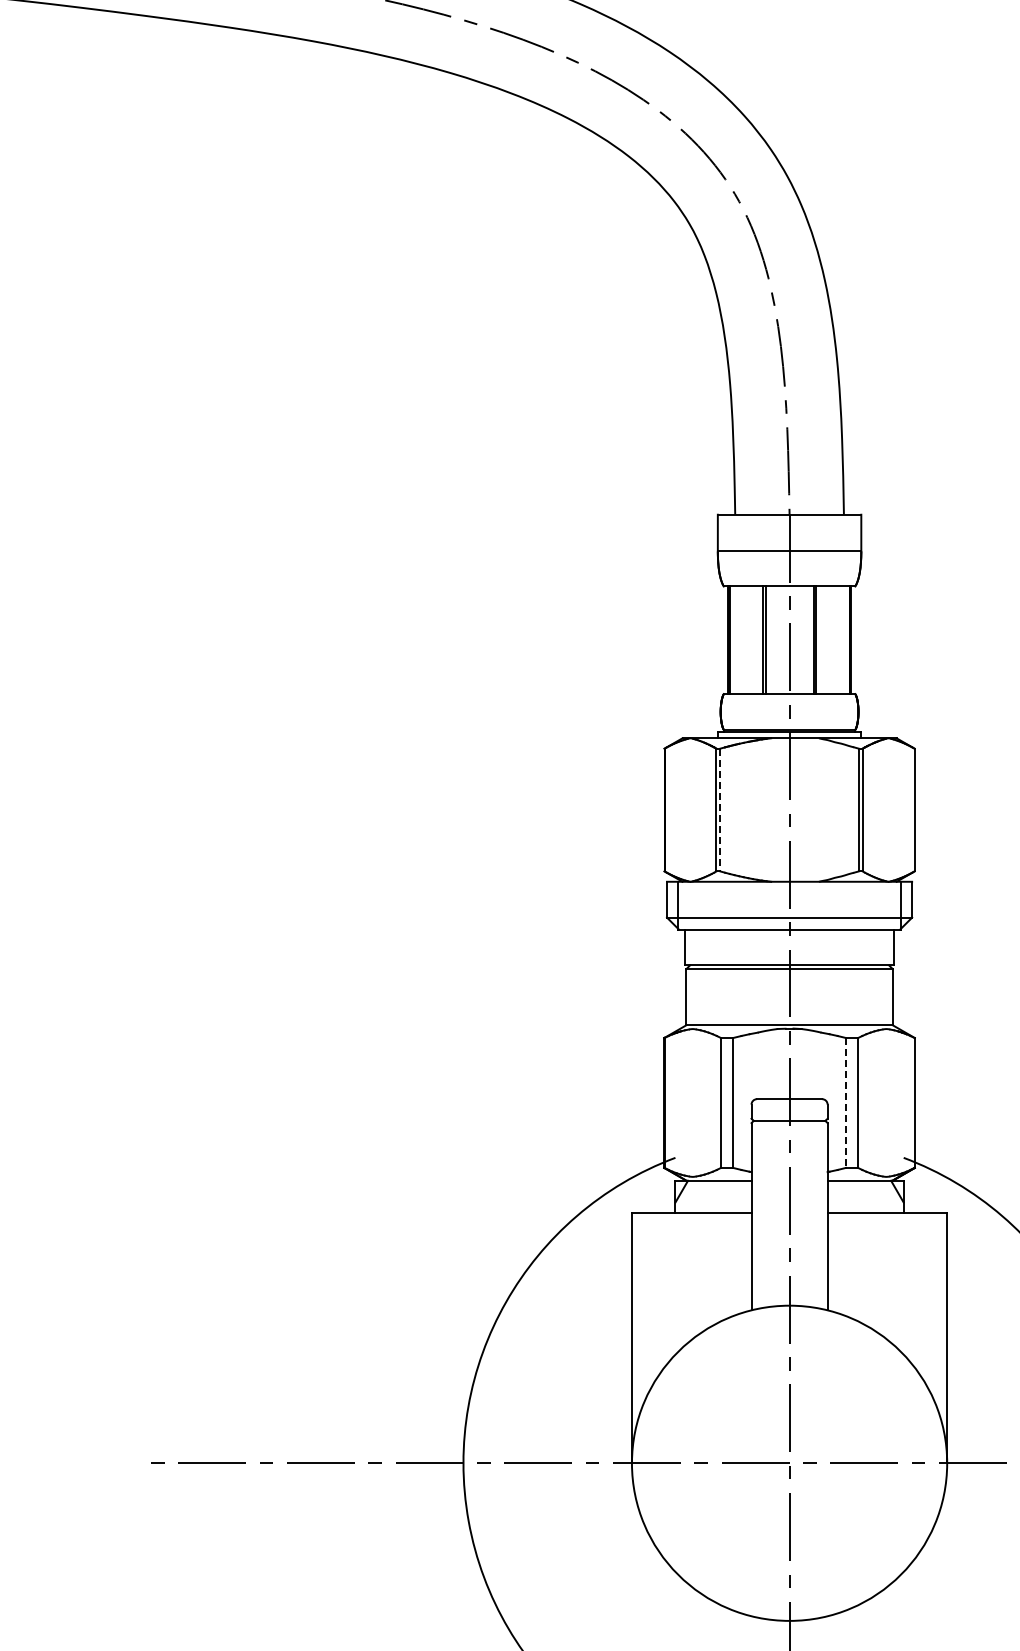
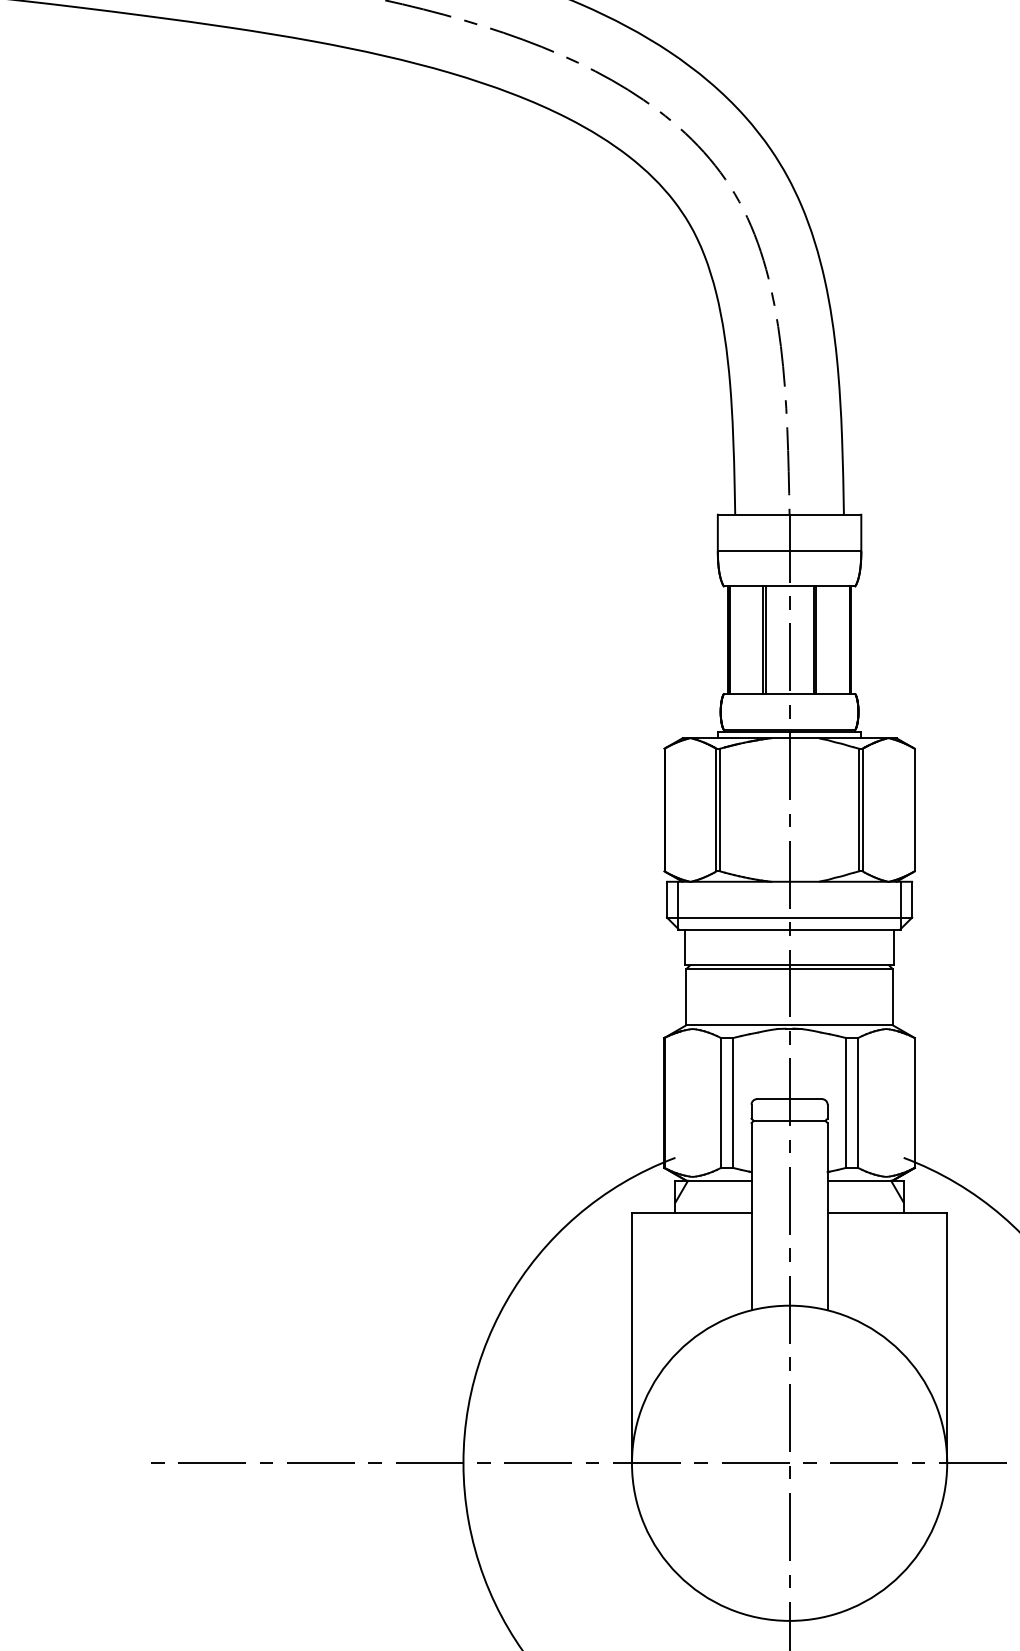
line: dashed -> solid (720, 810)
line: dashed -> solid (846, 1102)
